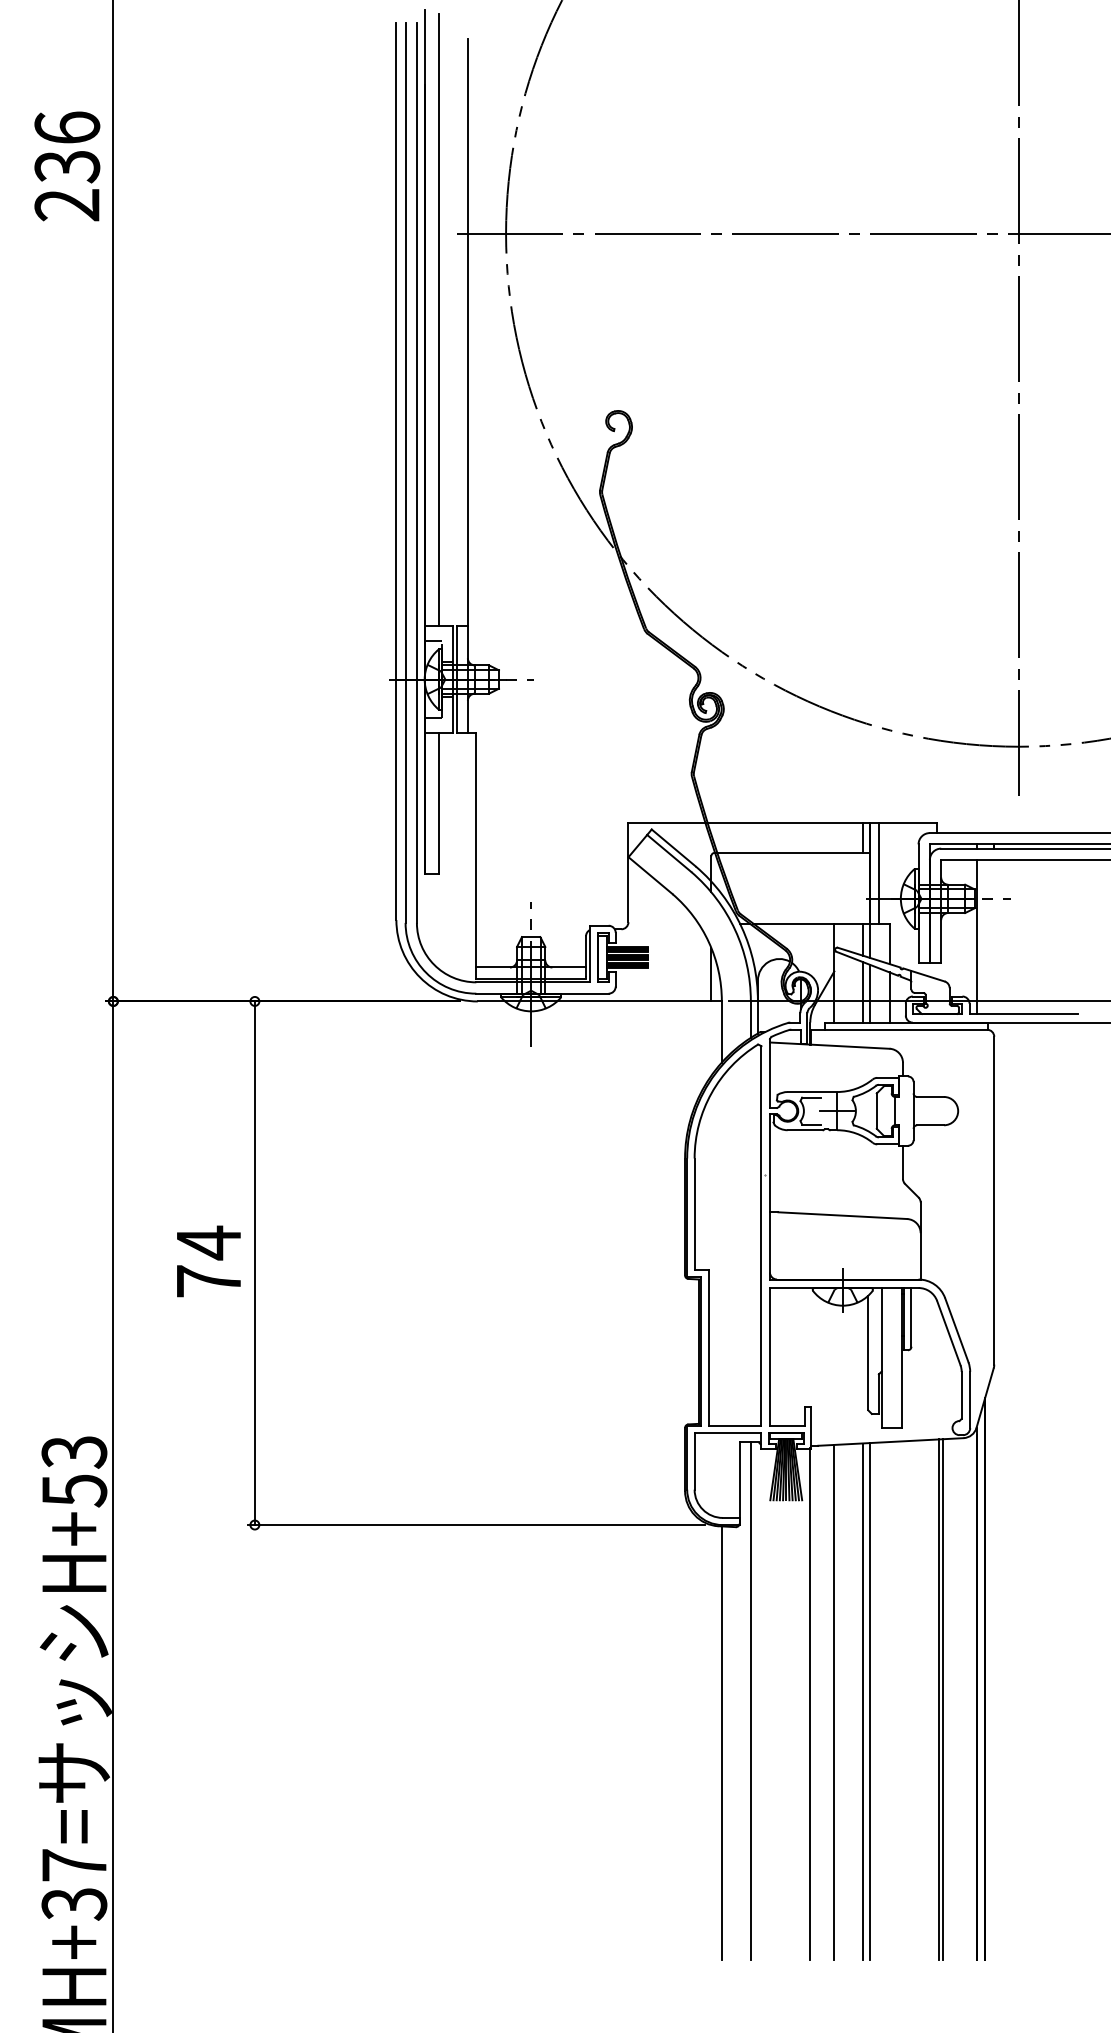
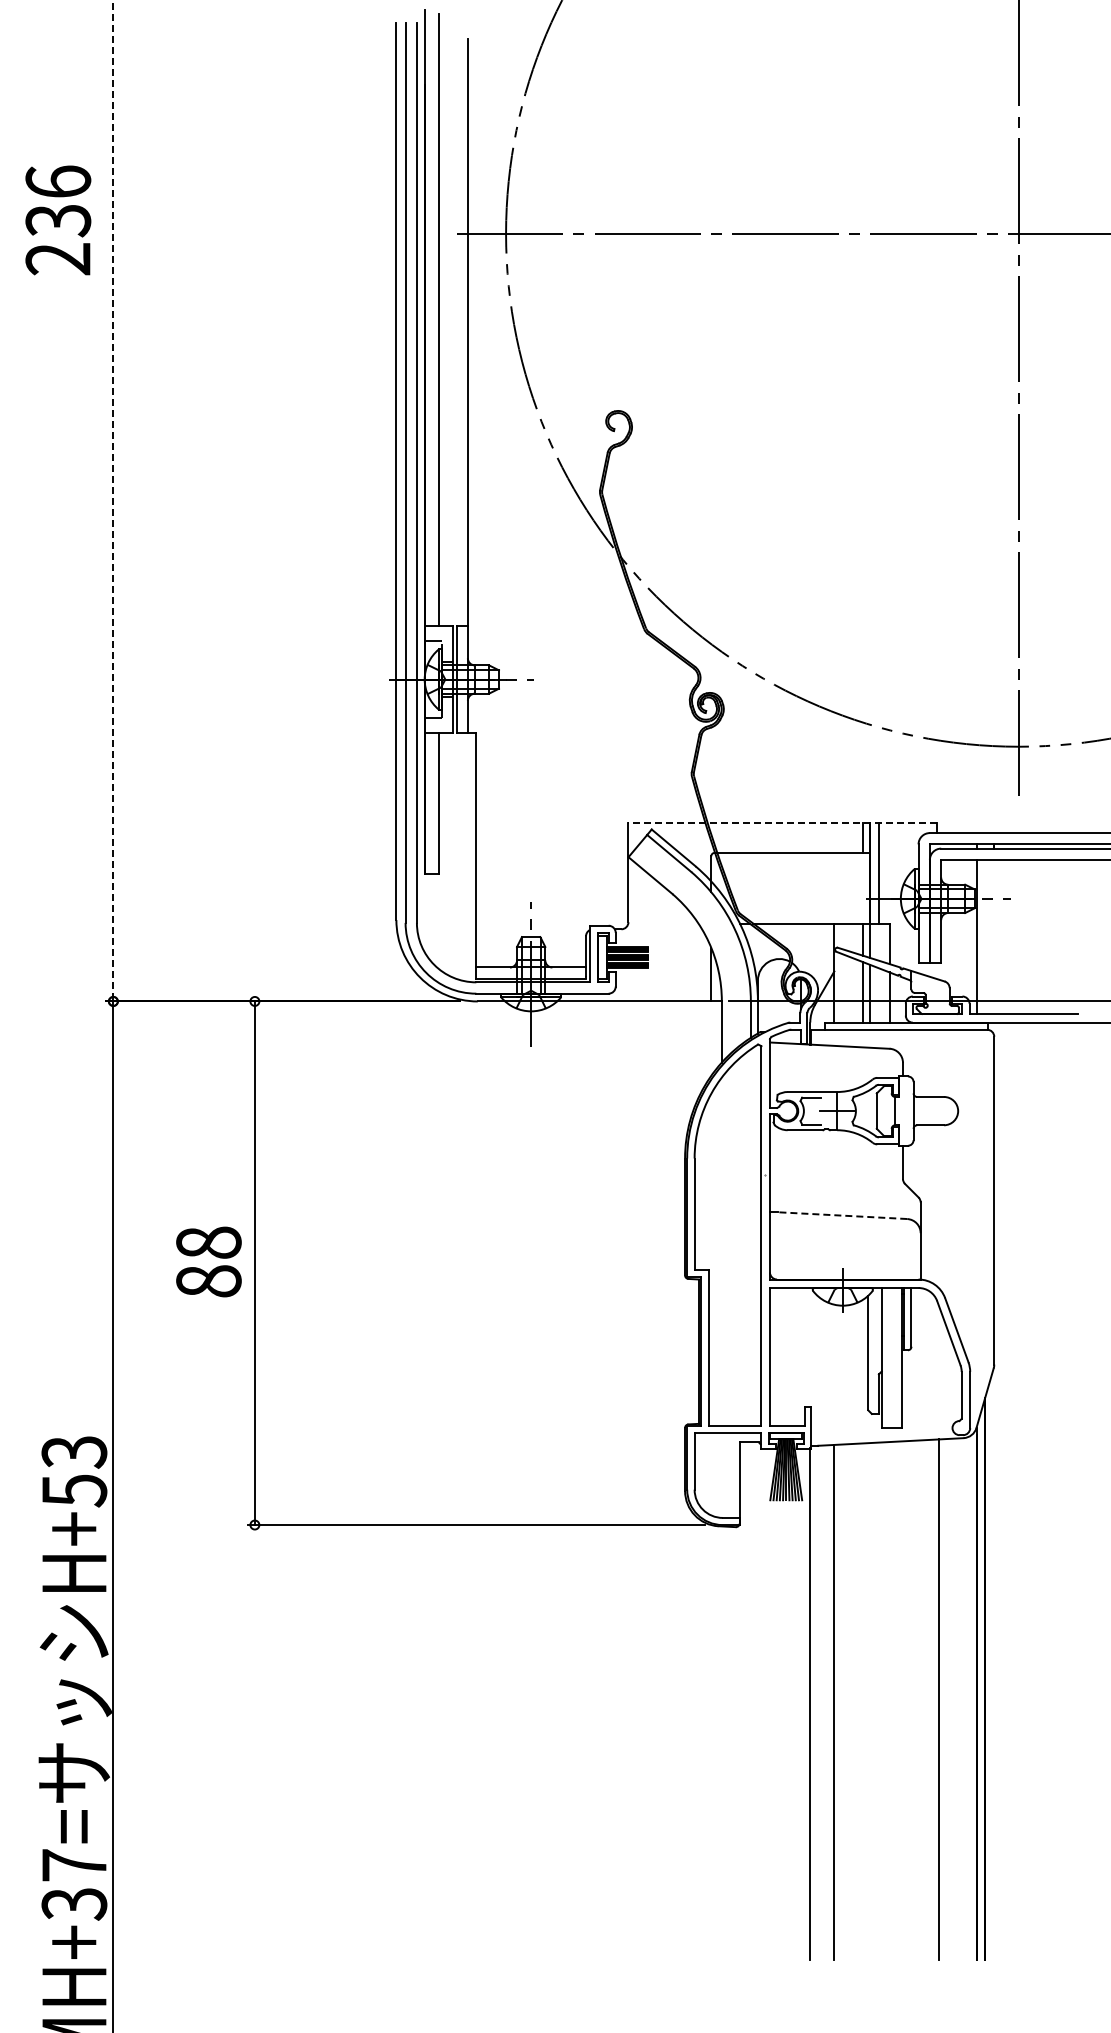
text position: (67, 166) -> (58, 220) (58, 220)
line: solid -> dashed (113, 501)
line: solid -> dashed (782, 823)
line: solid -> dashed (842, 1215)
text: 74 -> 88 (208, 1261)
line: present -> none (943, 1699)
line: present -> none (750, 1701)
line: present -> none (863, 1701)
line: present -> none (870, 1701)
line: present -> none (721, 1743)
